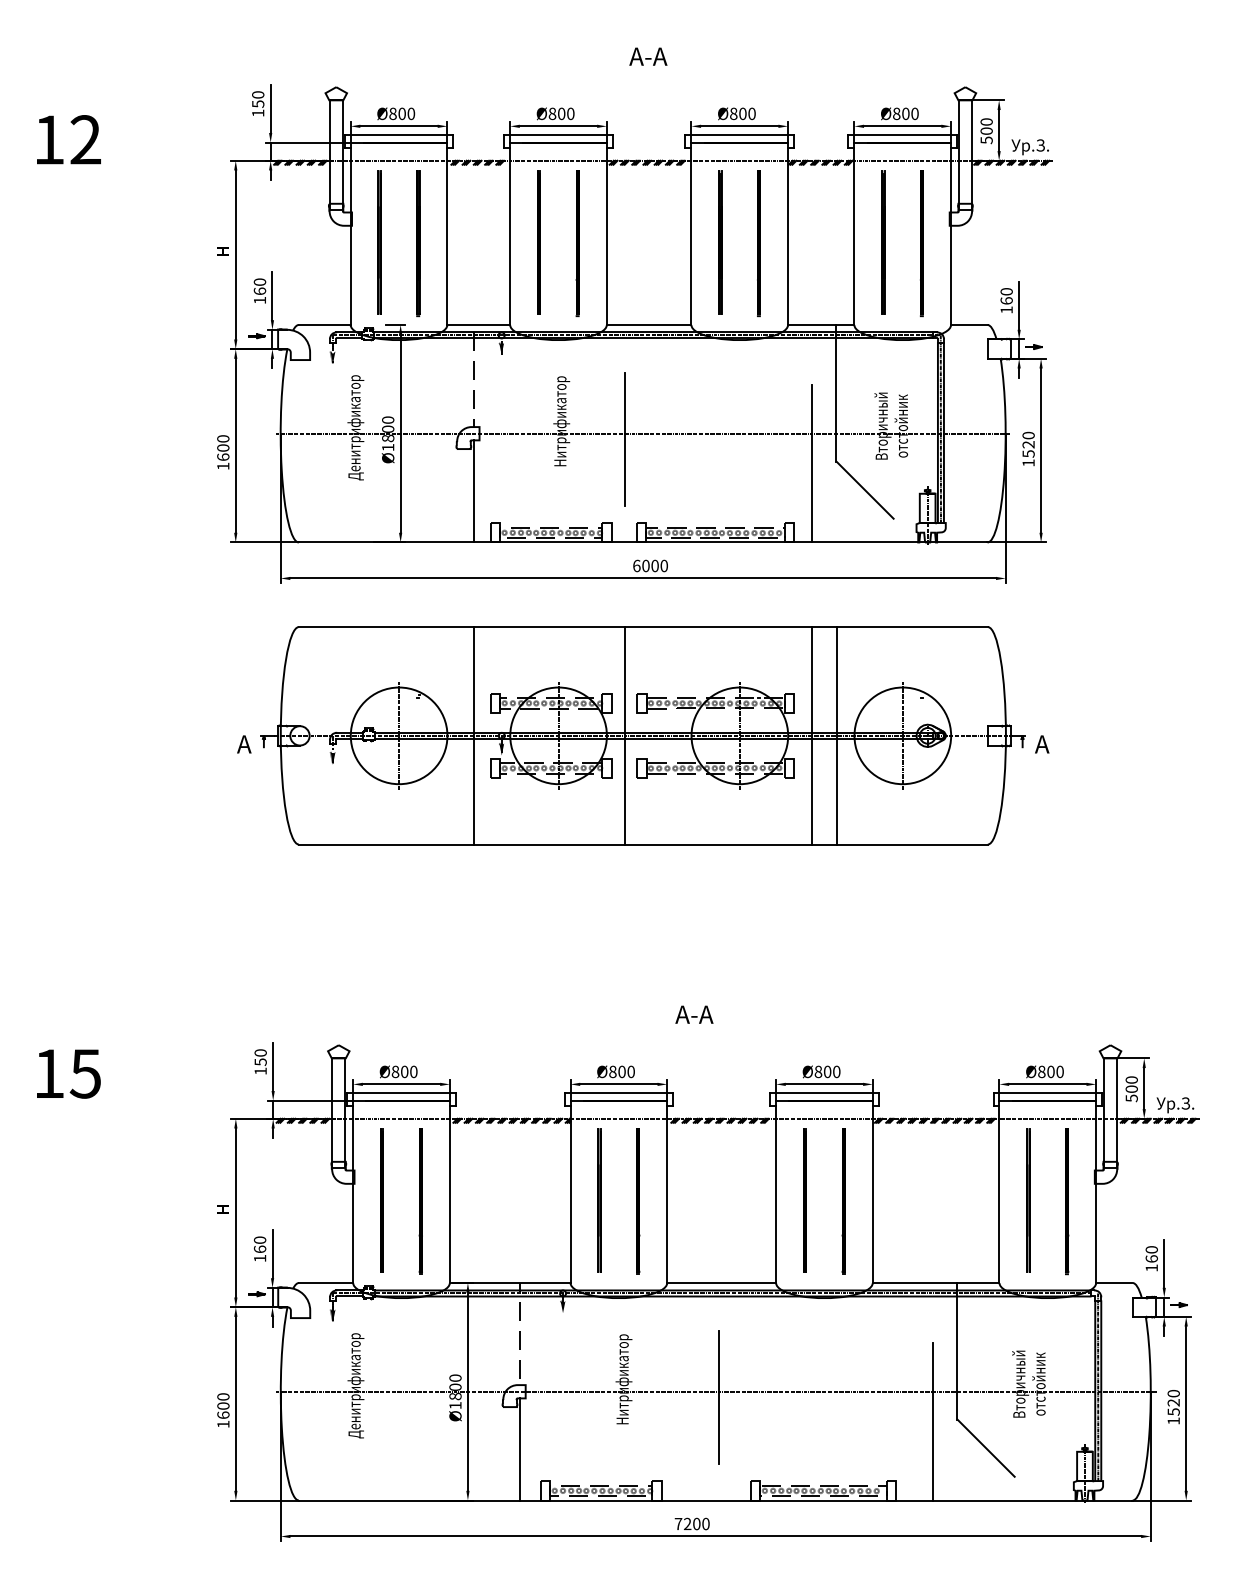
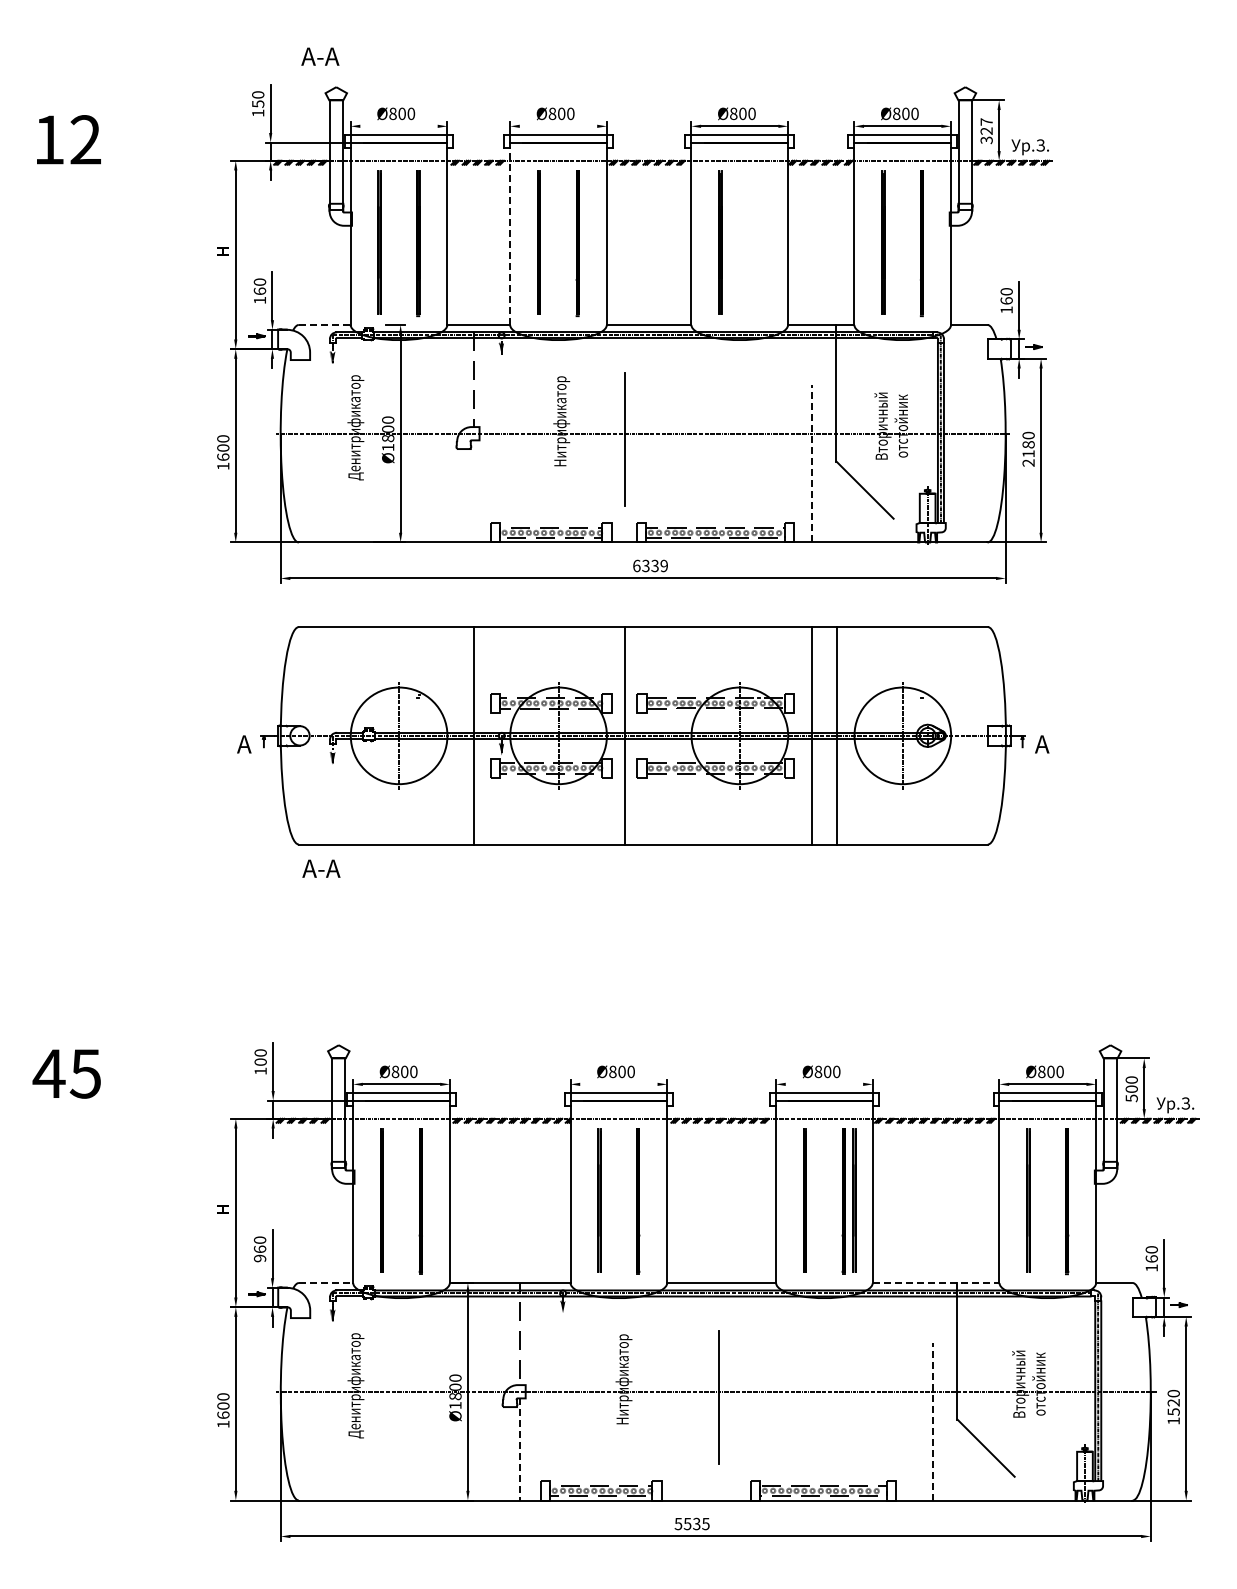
text position: (648, 56) -> (320, 56) (320, 56)
line: present -> none (398, 126)
line: present -> none (558, 126)
text: 500 -> 327 (986, 130)
line: solid -> dashed (510, 233)
line: present -> none (758, 243)
line: solid -> dashed (324, 324)
text: 1520 -> 2180 (1028, 453)
line: solid -> dashed (812, 463)
line: present -> none (473, 491)
text: 6000 -> 6339 (654, 566)
text position: (694, 1014) -> (321, 868) (321, 868)
text: 150 -> 100 (260, 1061)
text: 15 -> 45 (48, 1073)
line: present -> none (618, 1084)
line: present -> none (824, 1084)
line: none -> present (854, 1200)
text: 160 -> 960 (259, 1258)
line: solid -> dashed (326, 1283)
line: solid -> dashed (936, 1283)
line: solid -> dashed (933, 1421)
line: solid -> dashed (520, 1449)
text: 7200 -> 5535 (691, 1523)
